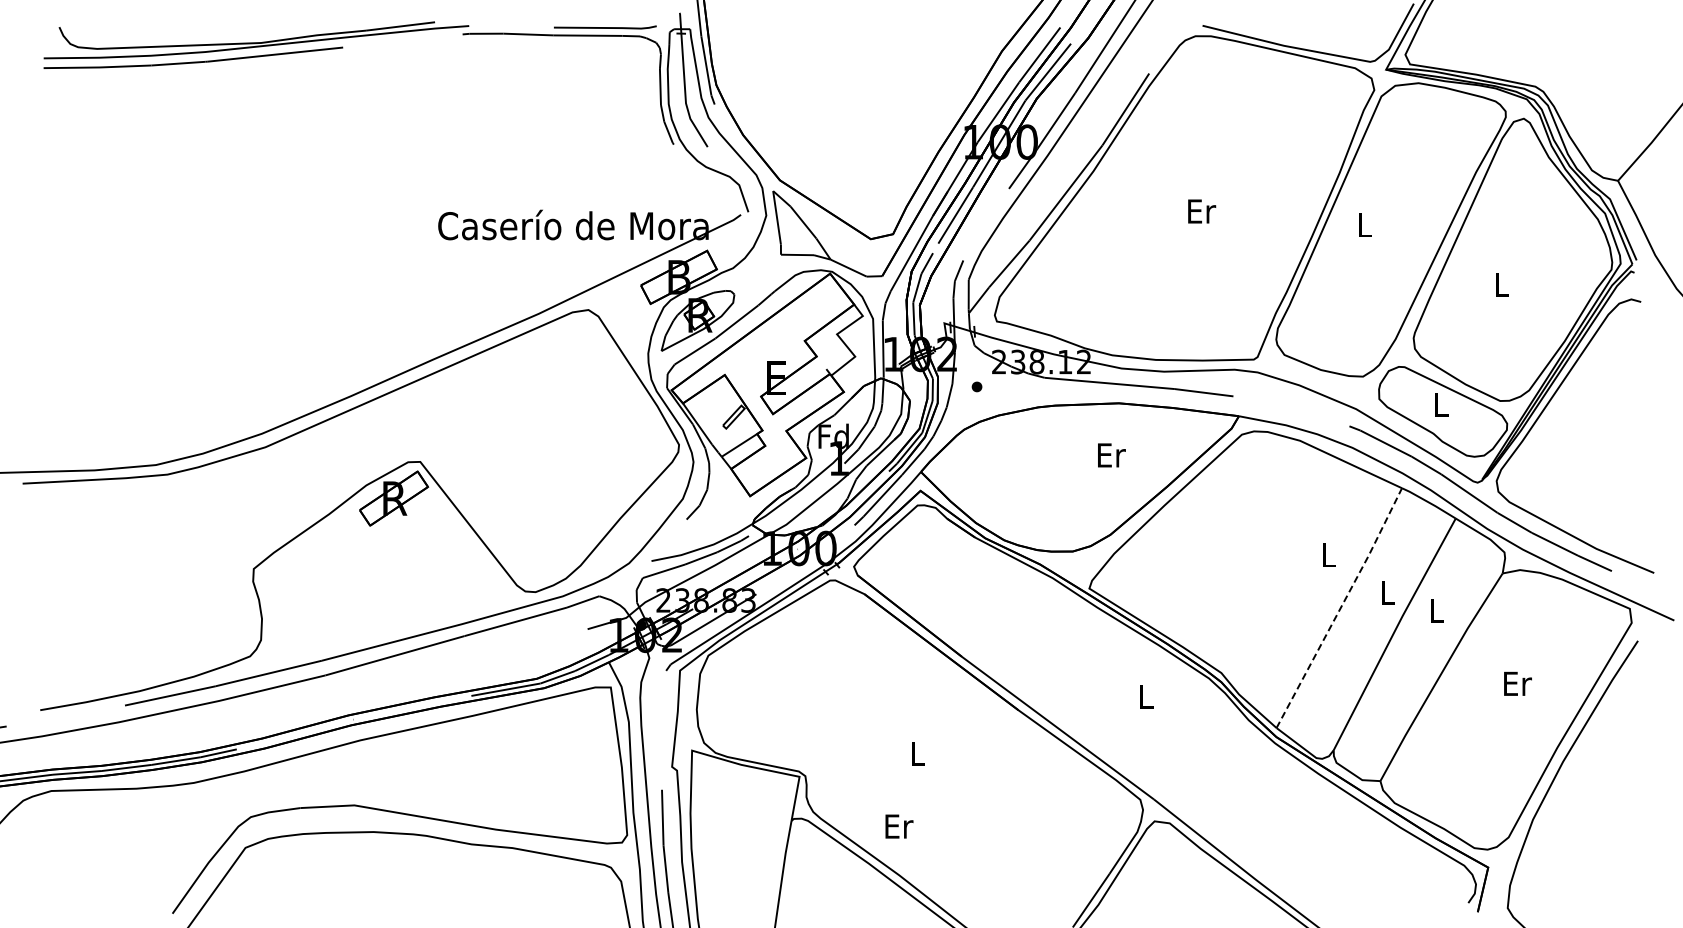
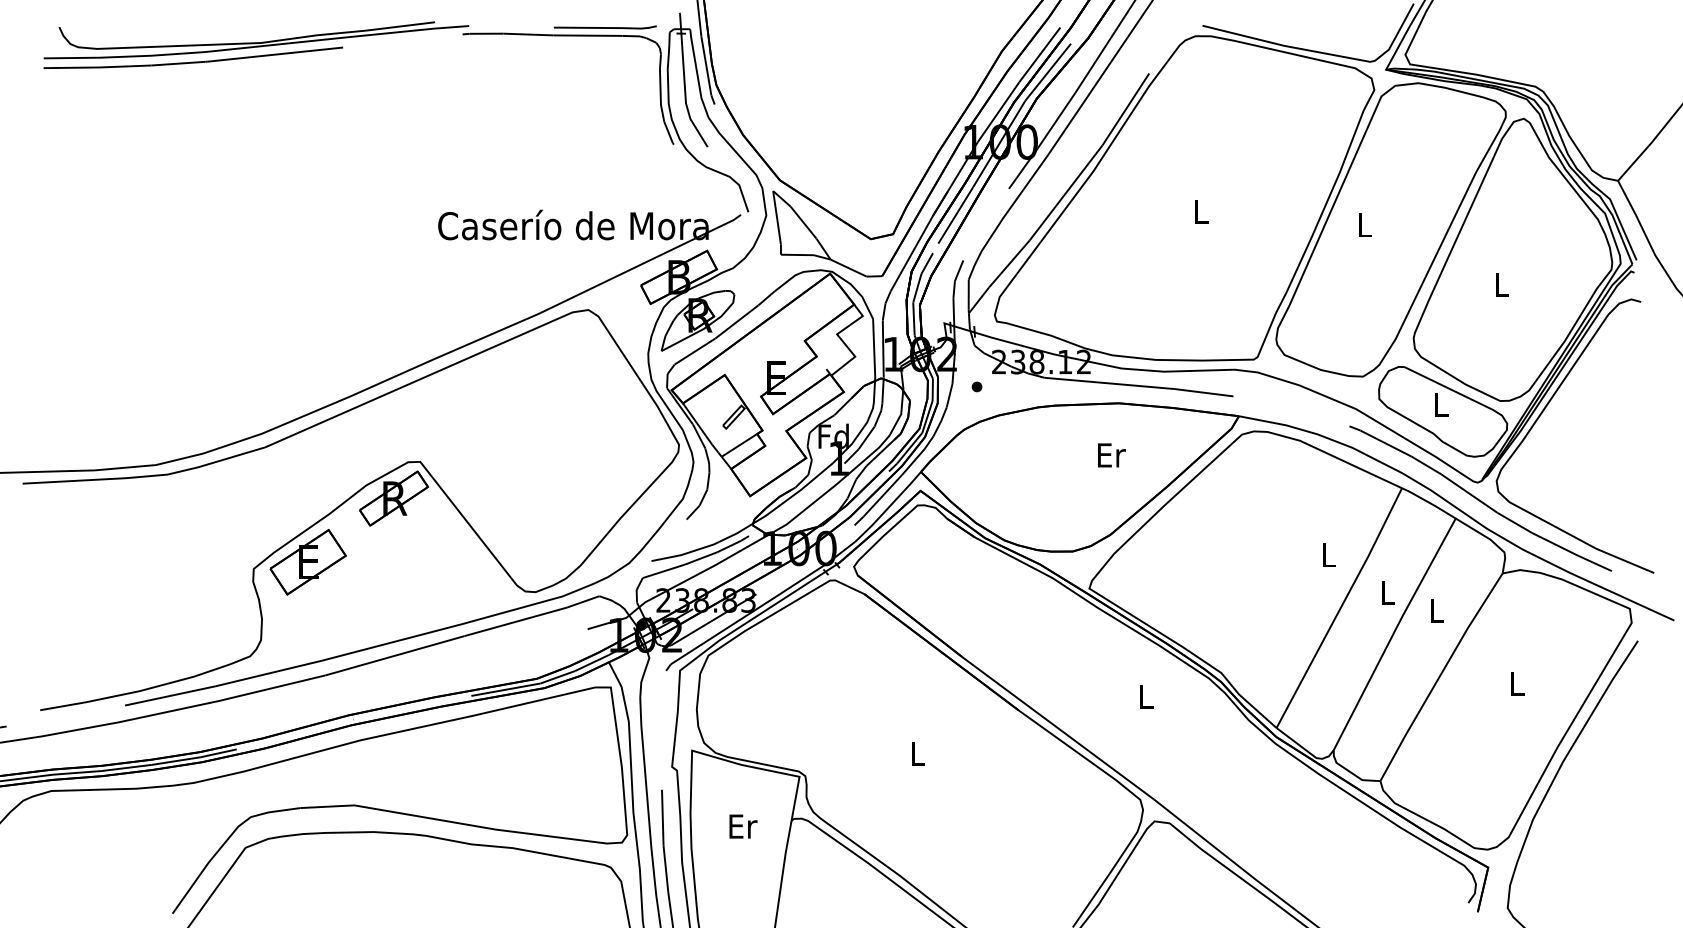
text: Er -> L (1202, 211)
part: none -> present (307, 562)
line: dashed -> solid (1340, 607)
text: Er -> L (1517, 683)
text position: (899, 826) -> (743, 826) (743, 826)
